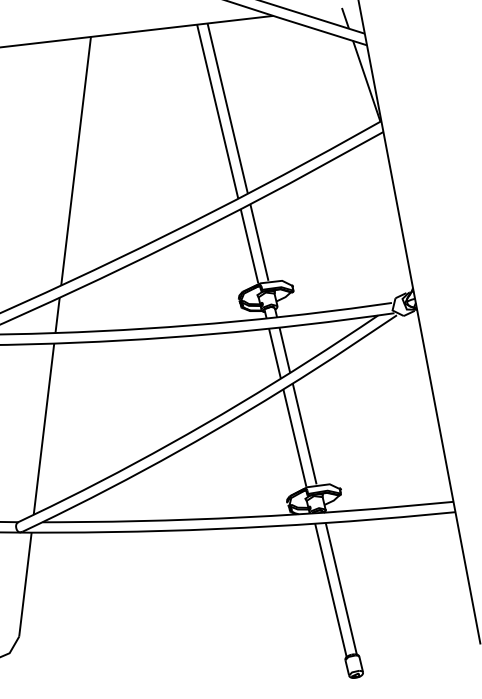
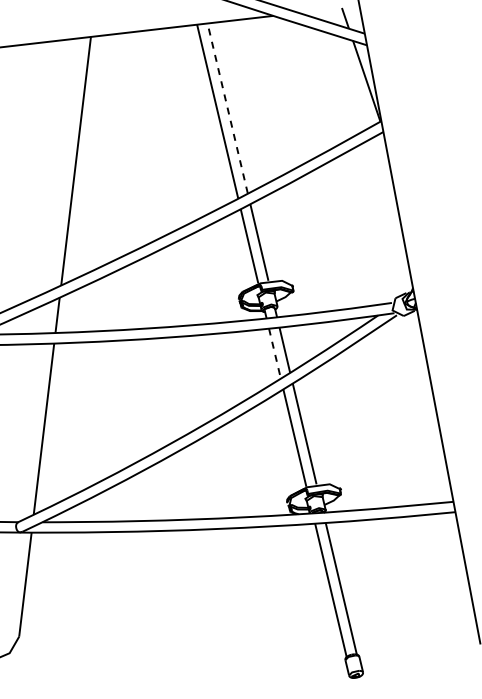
line: solid -> dashed (227, 107)
line: solid -> dashed (274, 353)
